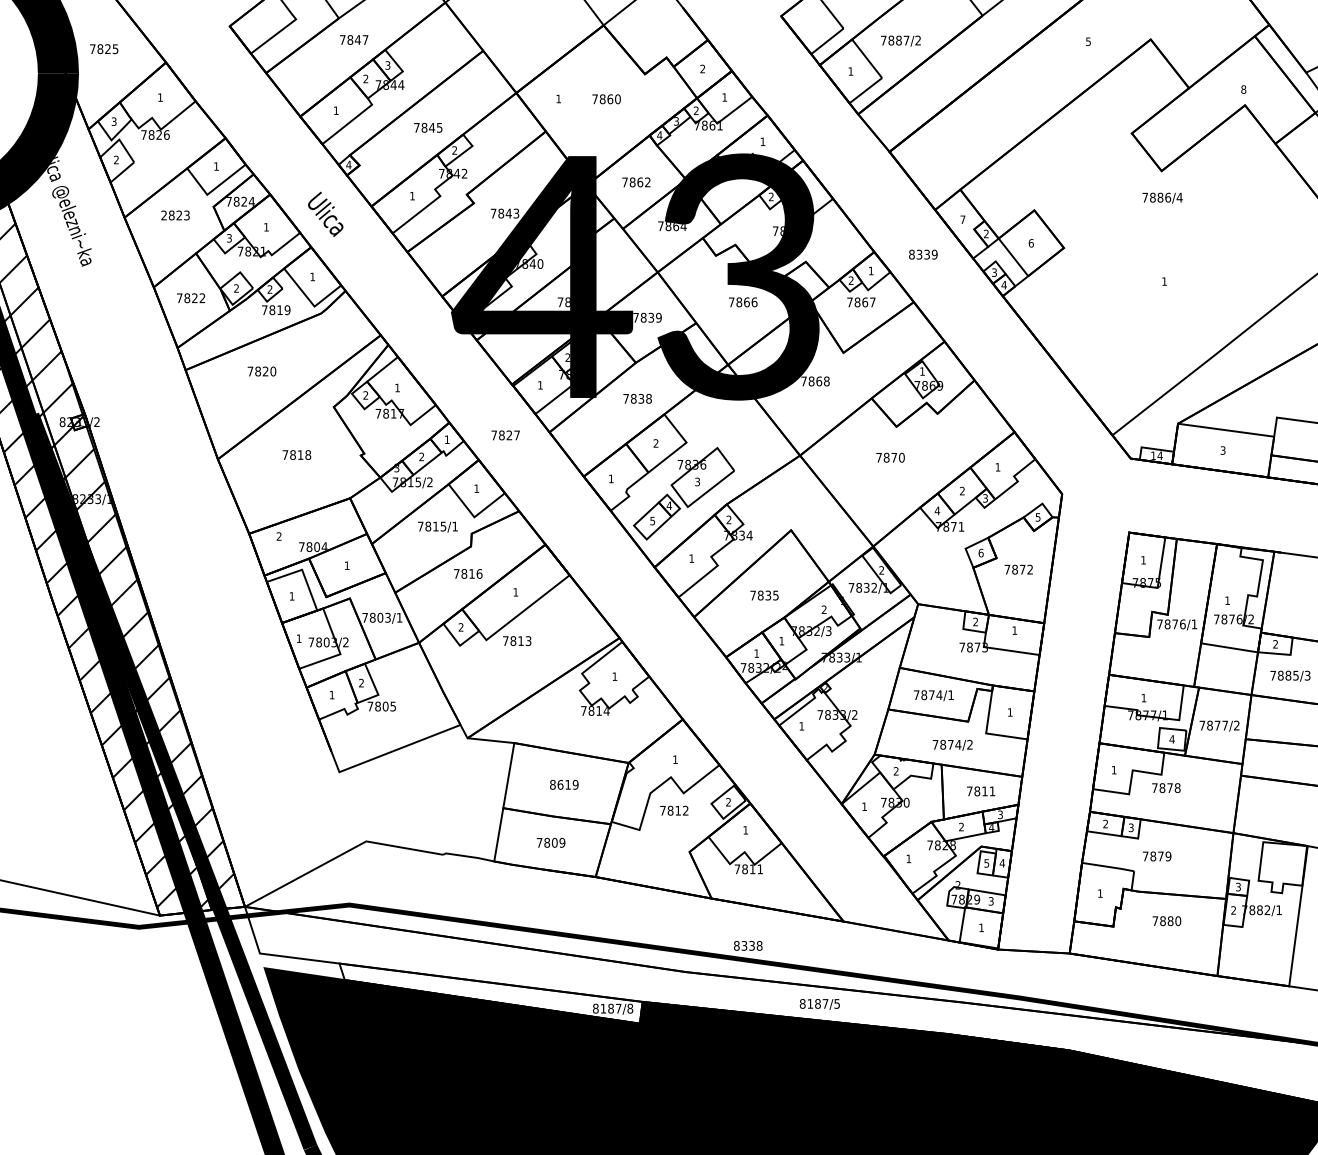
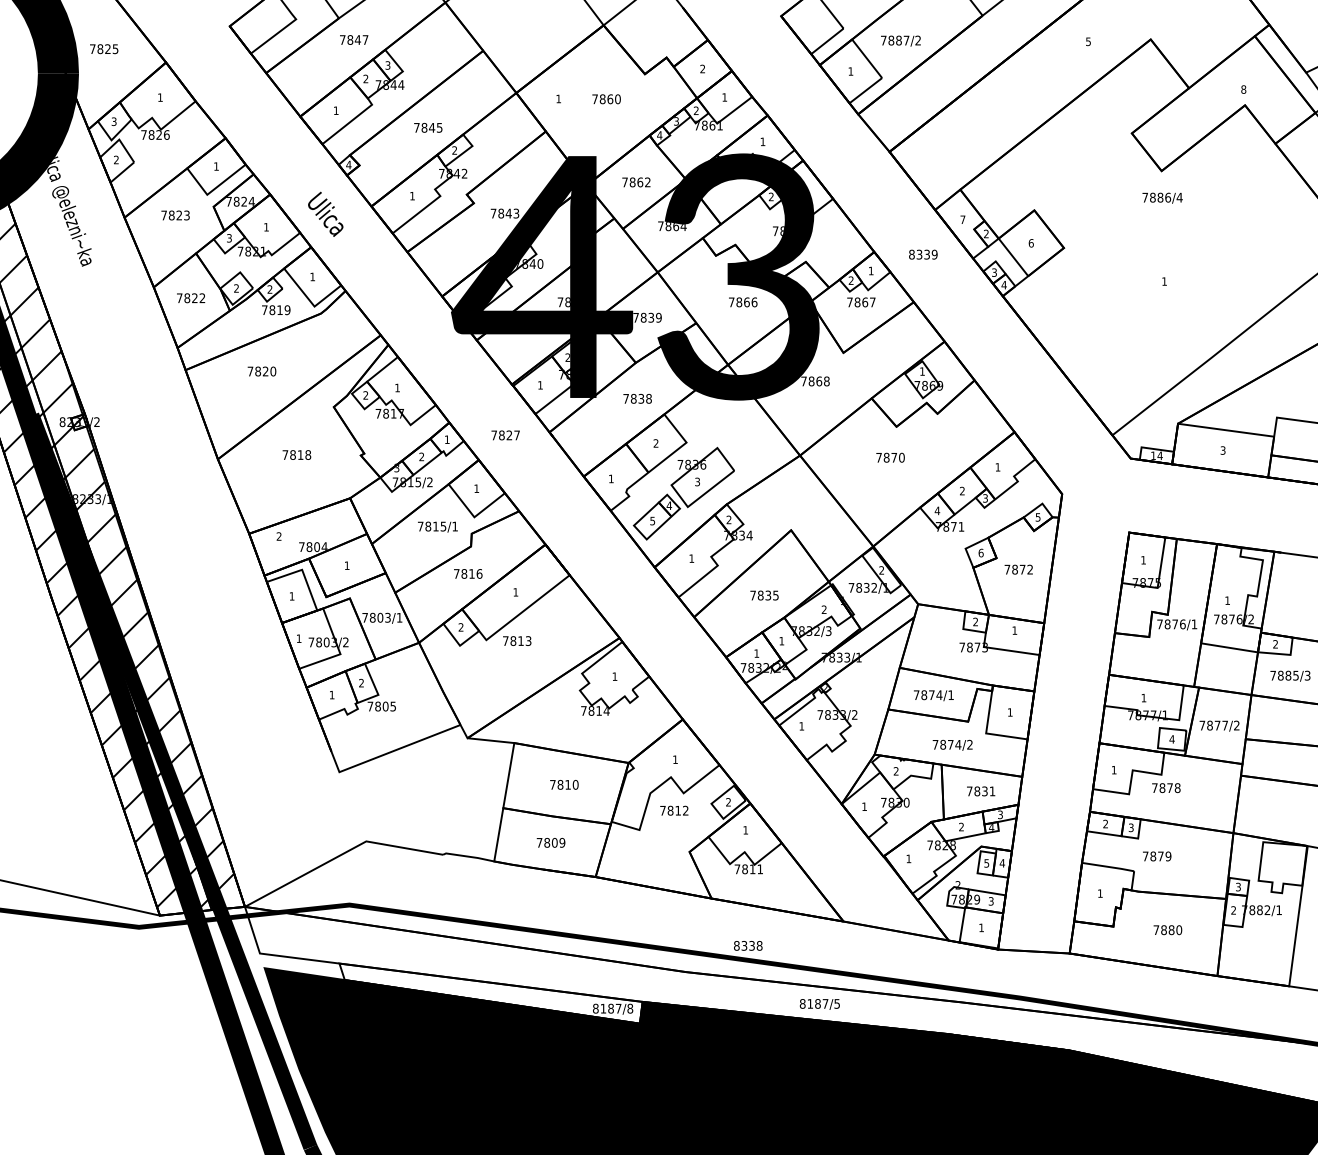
text: 2823 -> 7823 (163, 215)
text: 8619 -> 7810 (564, 784)
text: 7811 -> 7831 (984, 791)
text position: (1166, 921) -> (1167, 930) (1167, 930)
